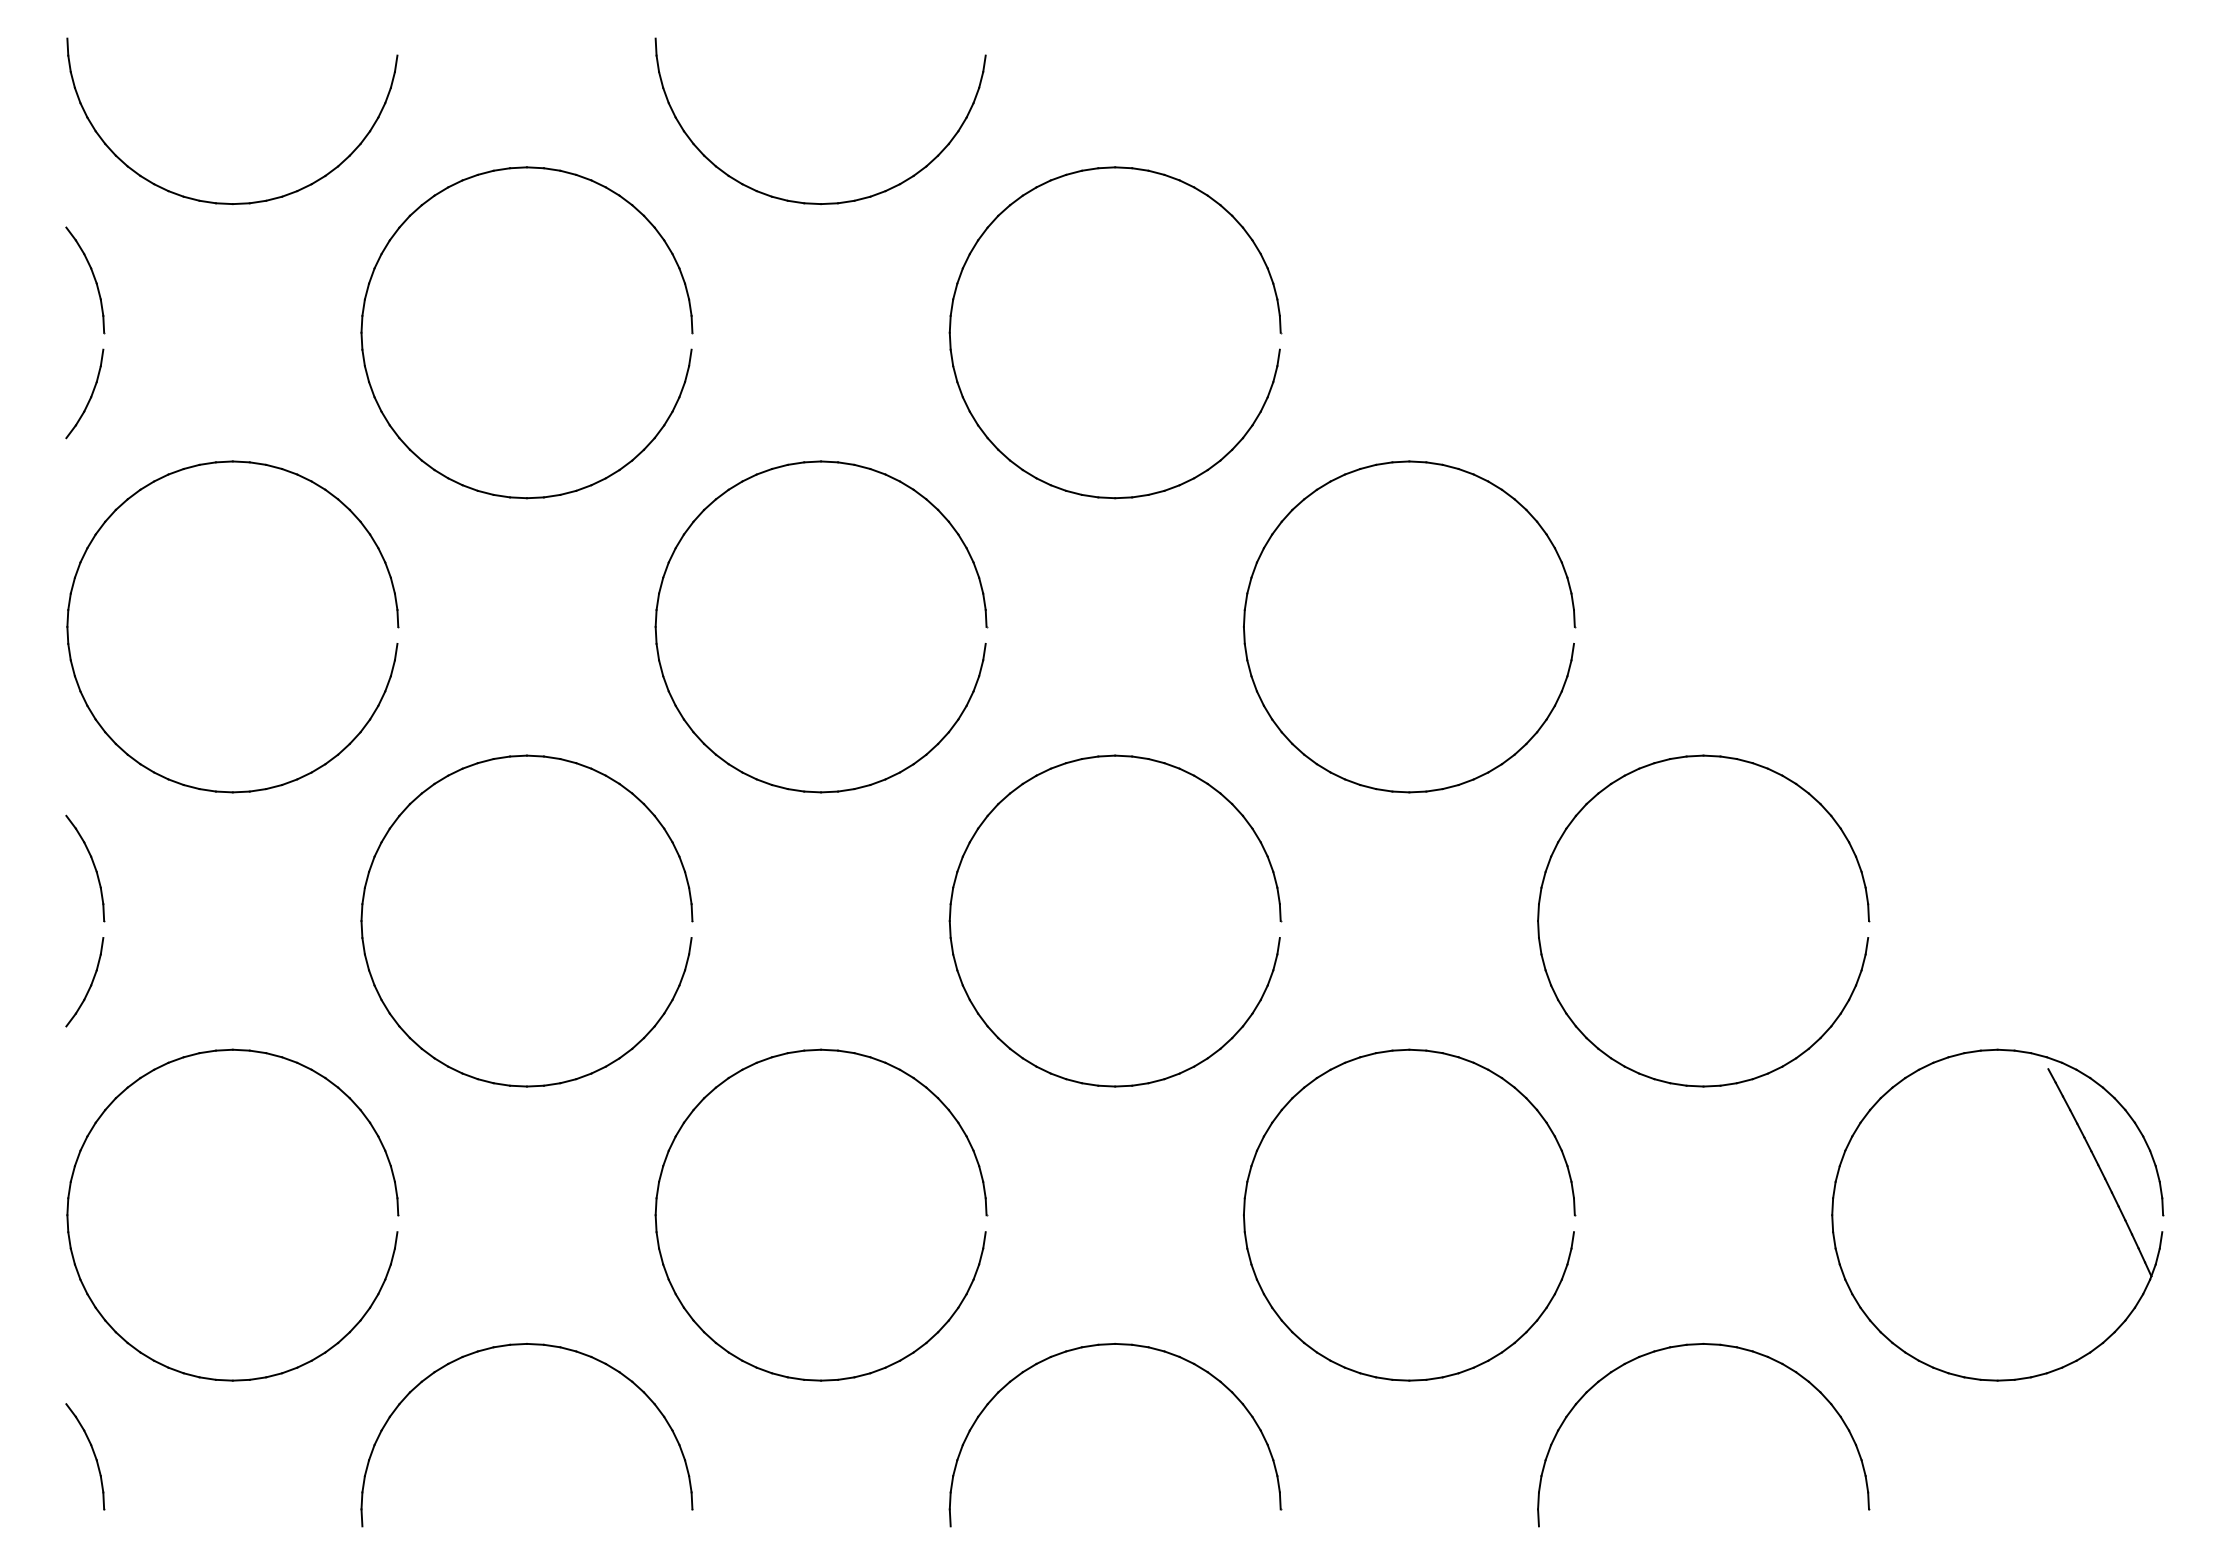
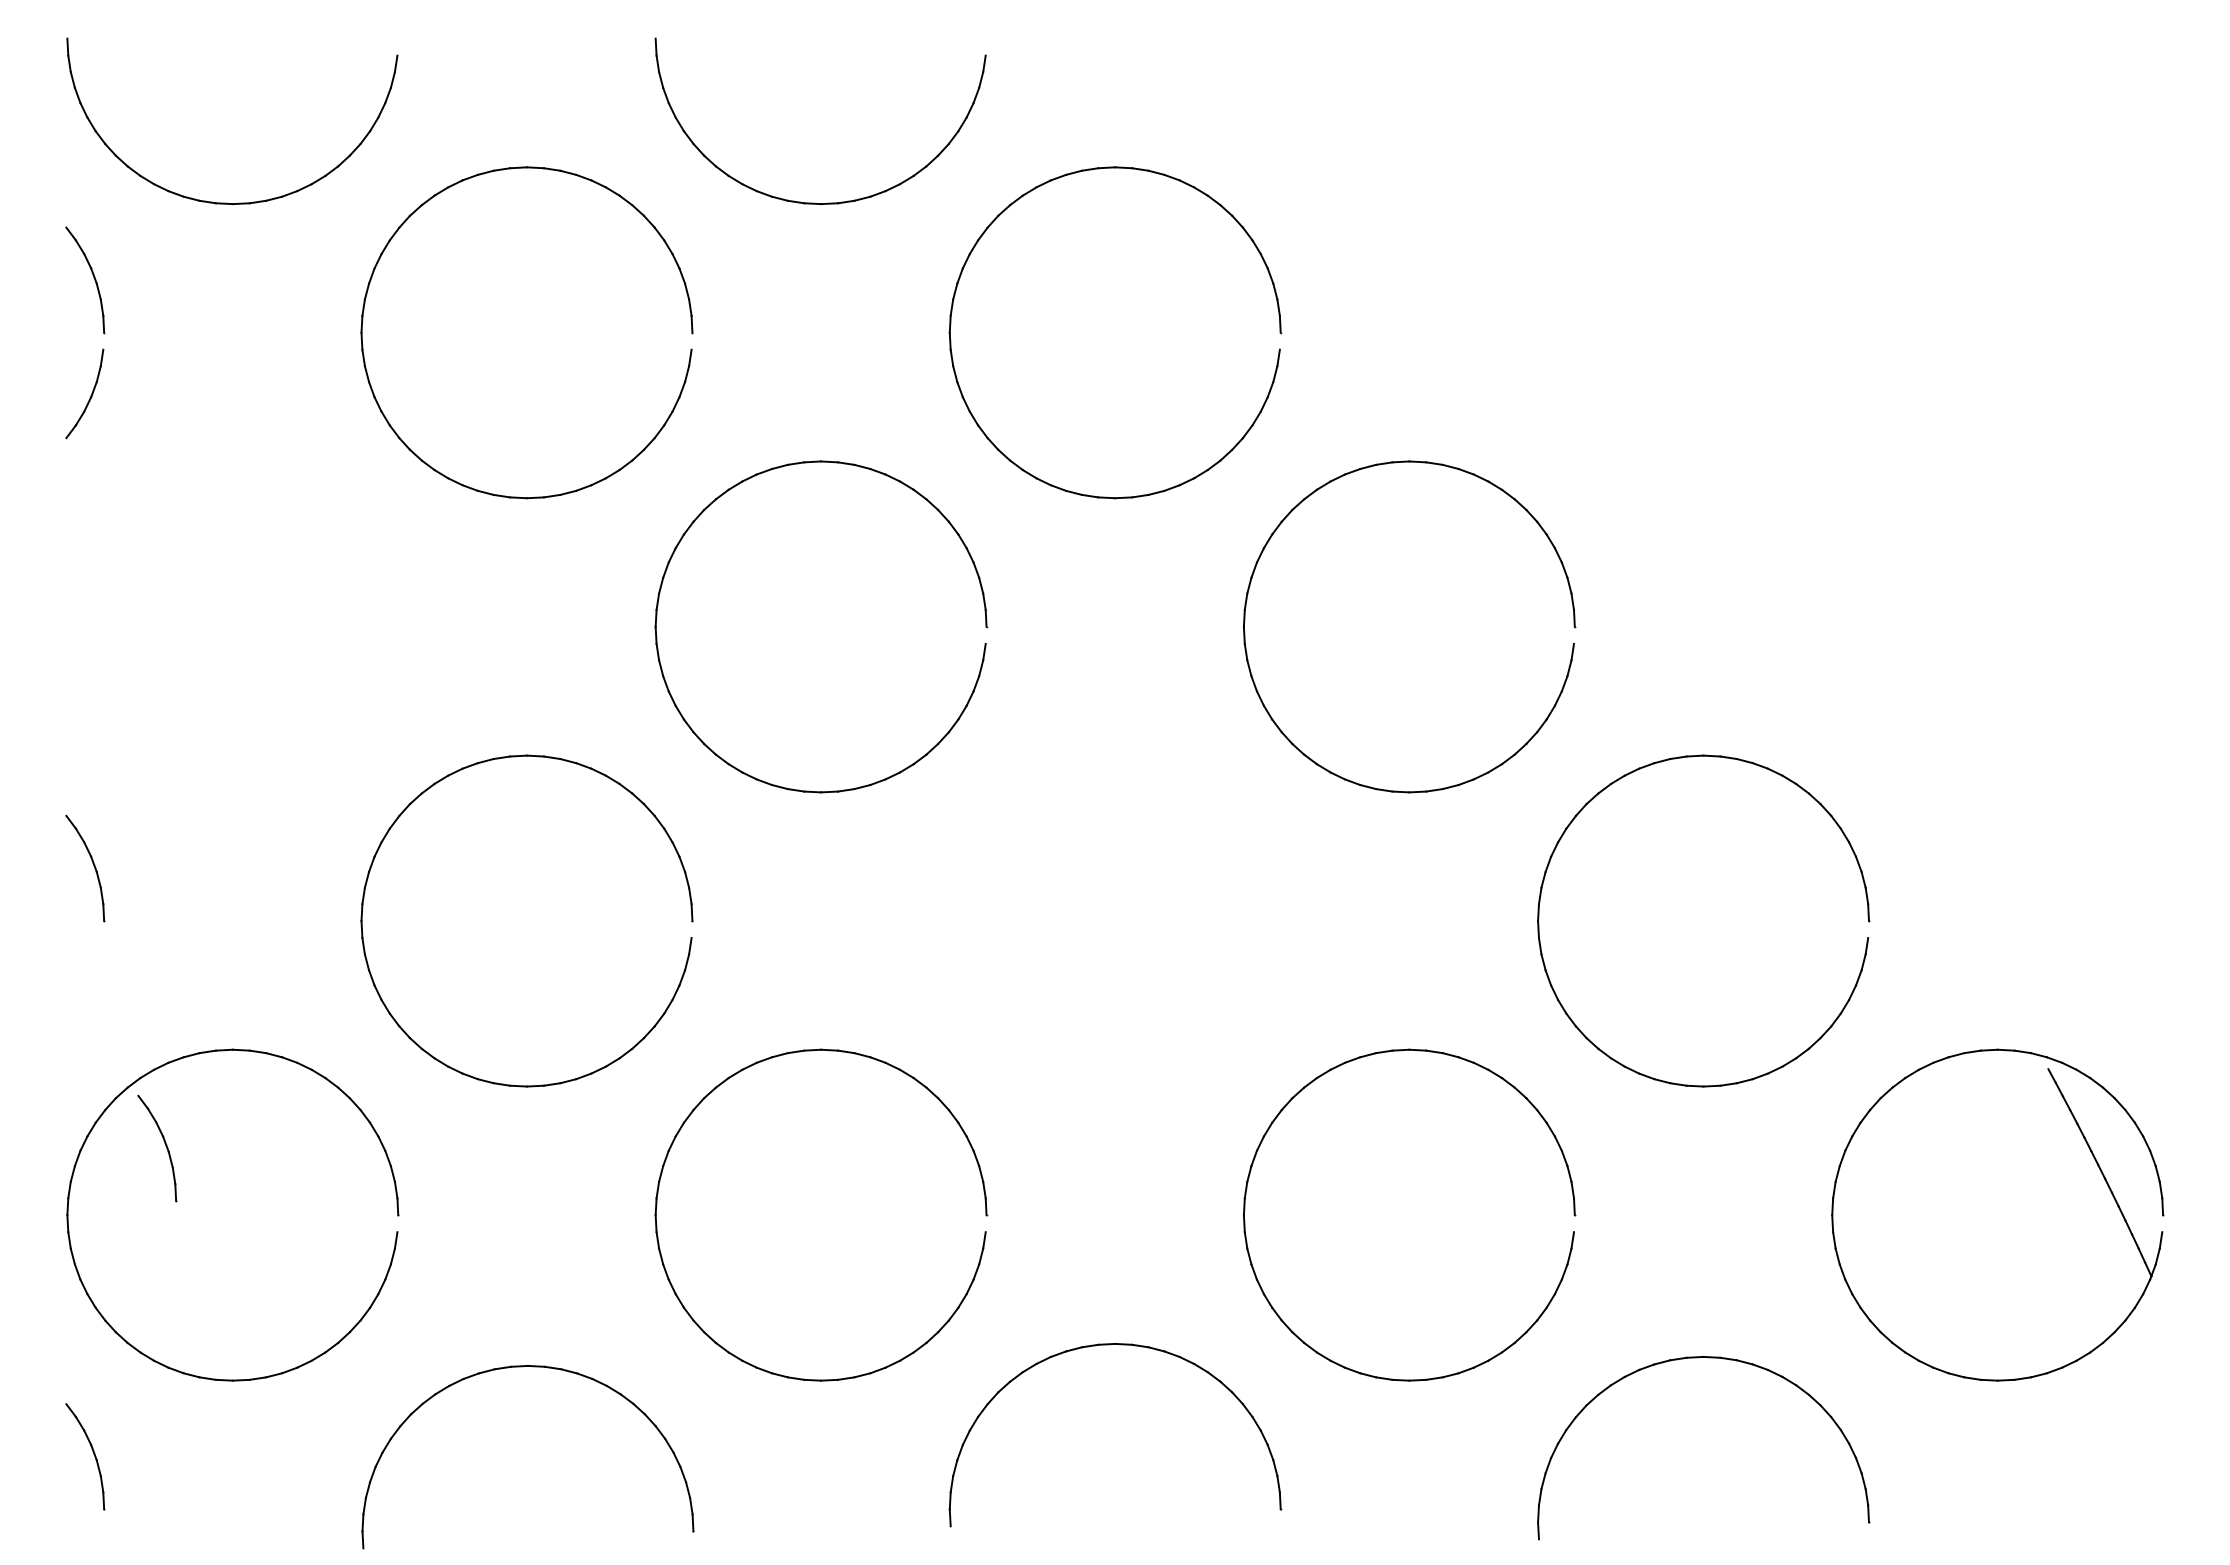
part: present -> none (128, 500)
part: present -> none (1125, 757)
part: present -> none (90, 984)
part: none -> present (165, 1146)
part position: (521, 1345) -> (522, 1367) (522, 1367)
part position: (1698, 1345) -> (1698, 1358) (1698, 1358)
